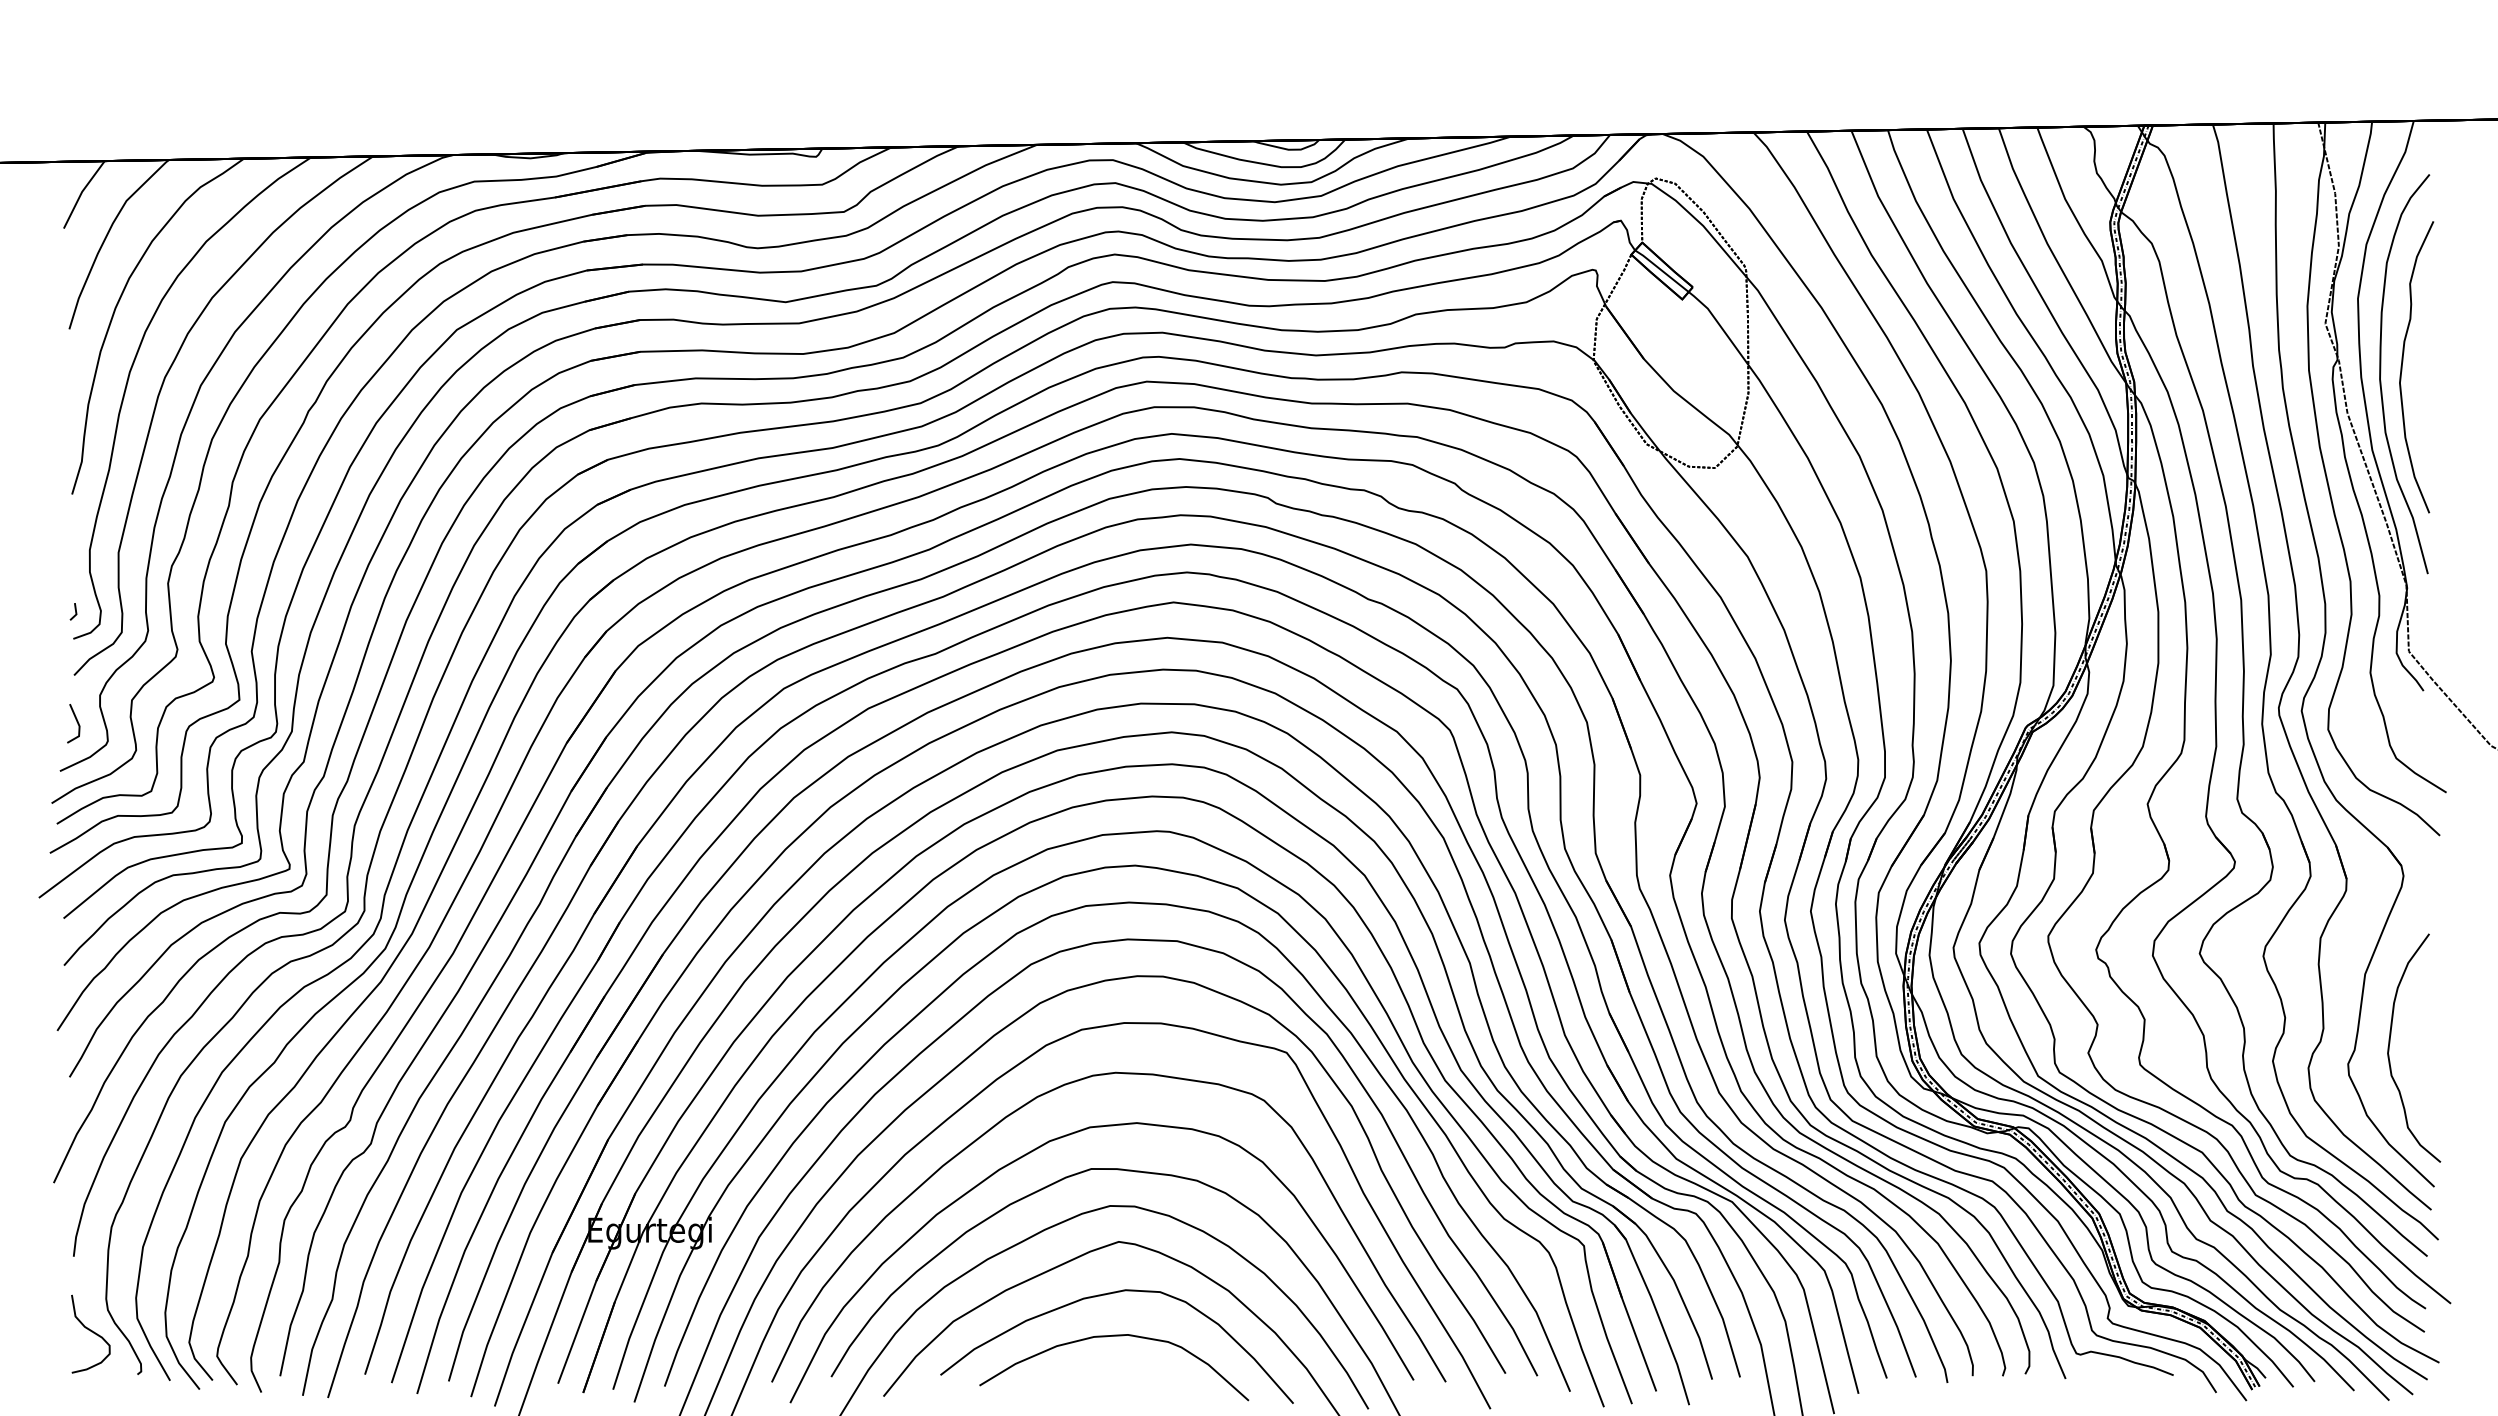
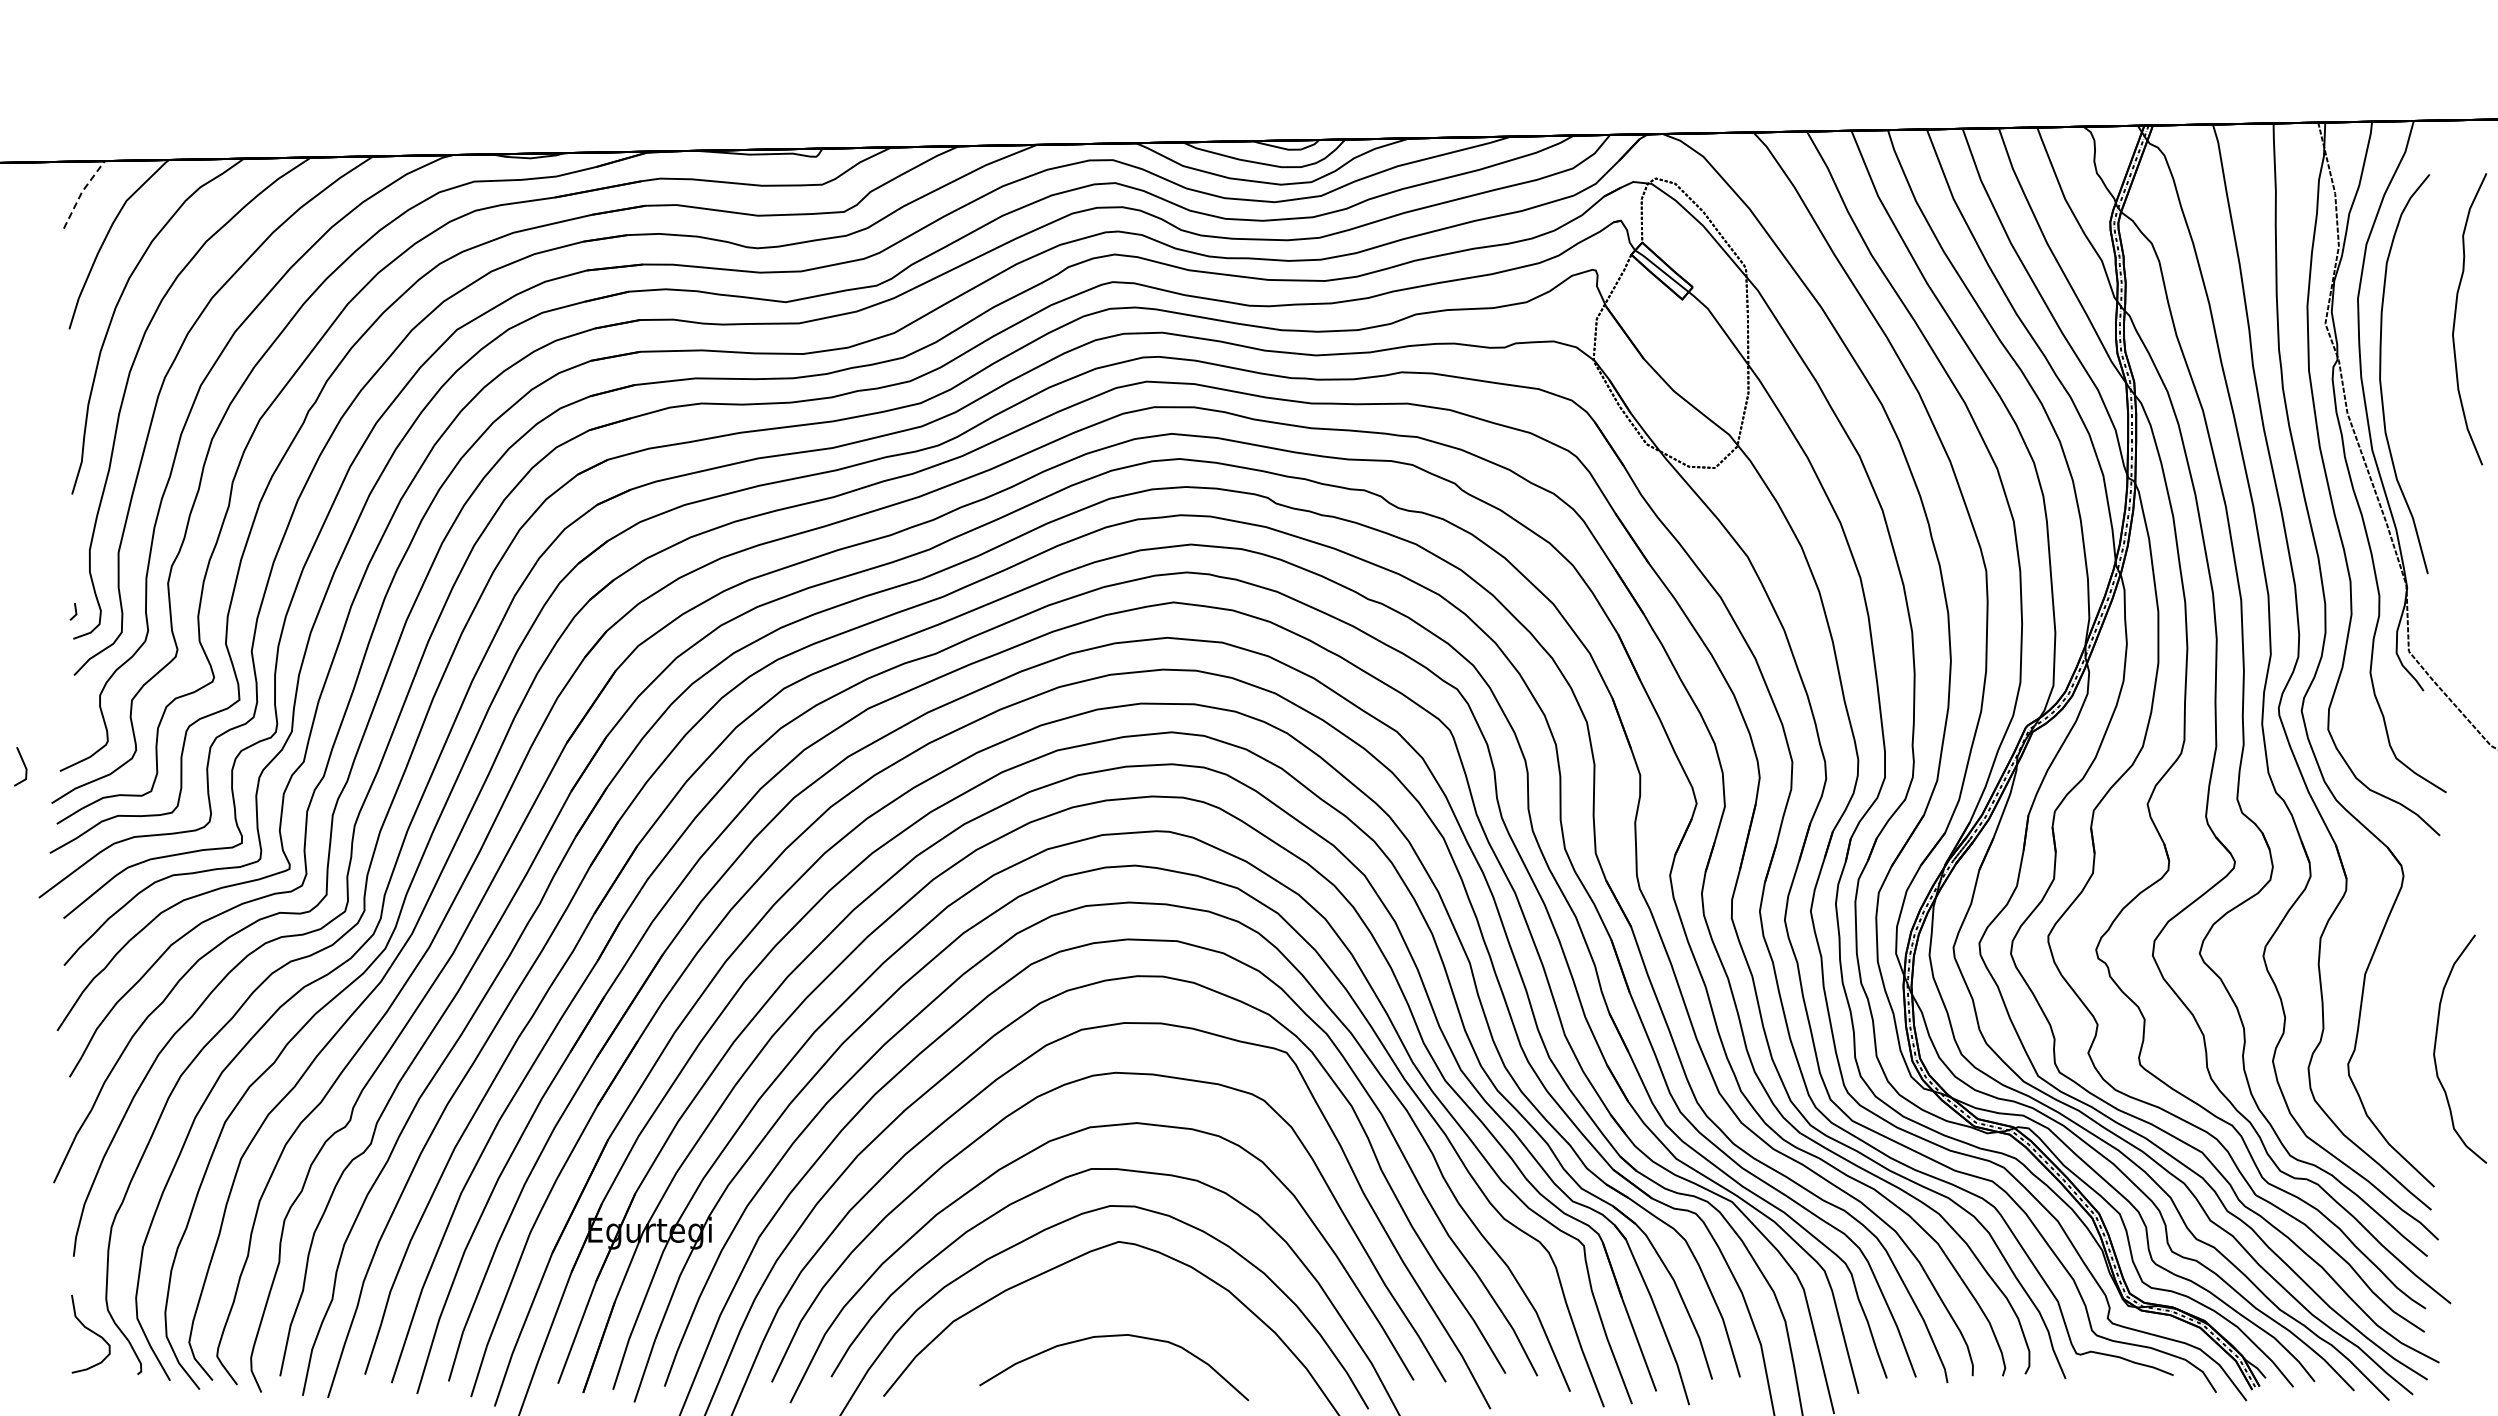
line: solid -> dashed (81, 192)
curve position: (2403, 362) -> (2456, 314) (2456, 314)
line position: (76, 722) -> (23, 765) (23, 765)
curve position: (2390, 1043) -> (2436, 1044) (2436, 1044)
curve: present -> none (1105, 1295)
